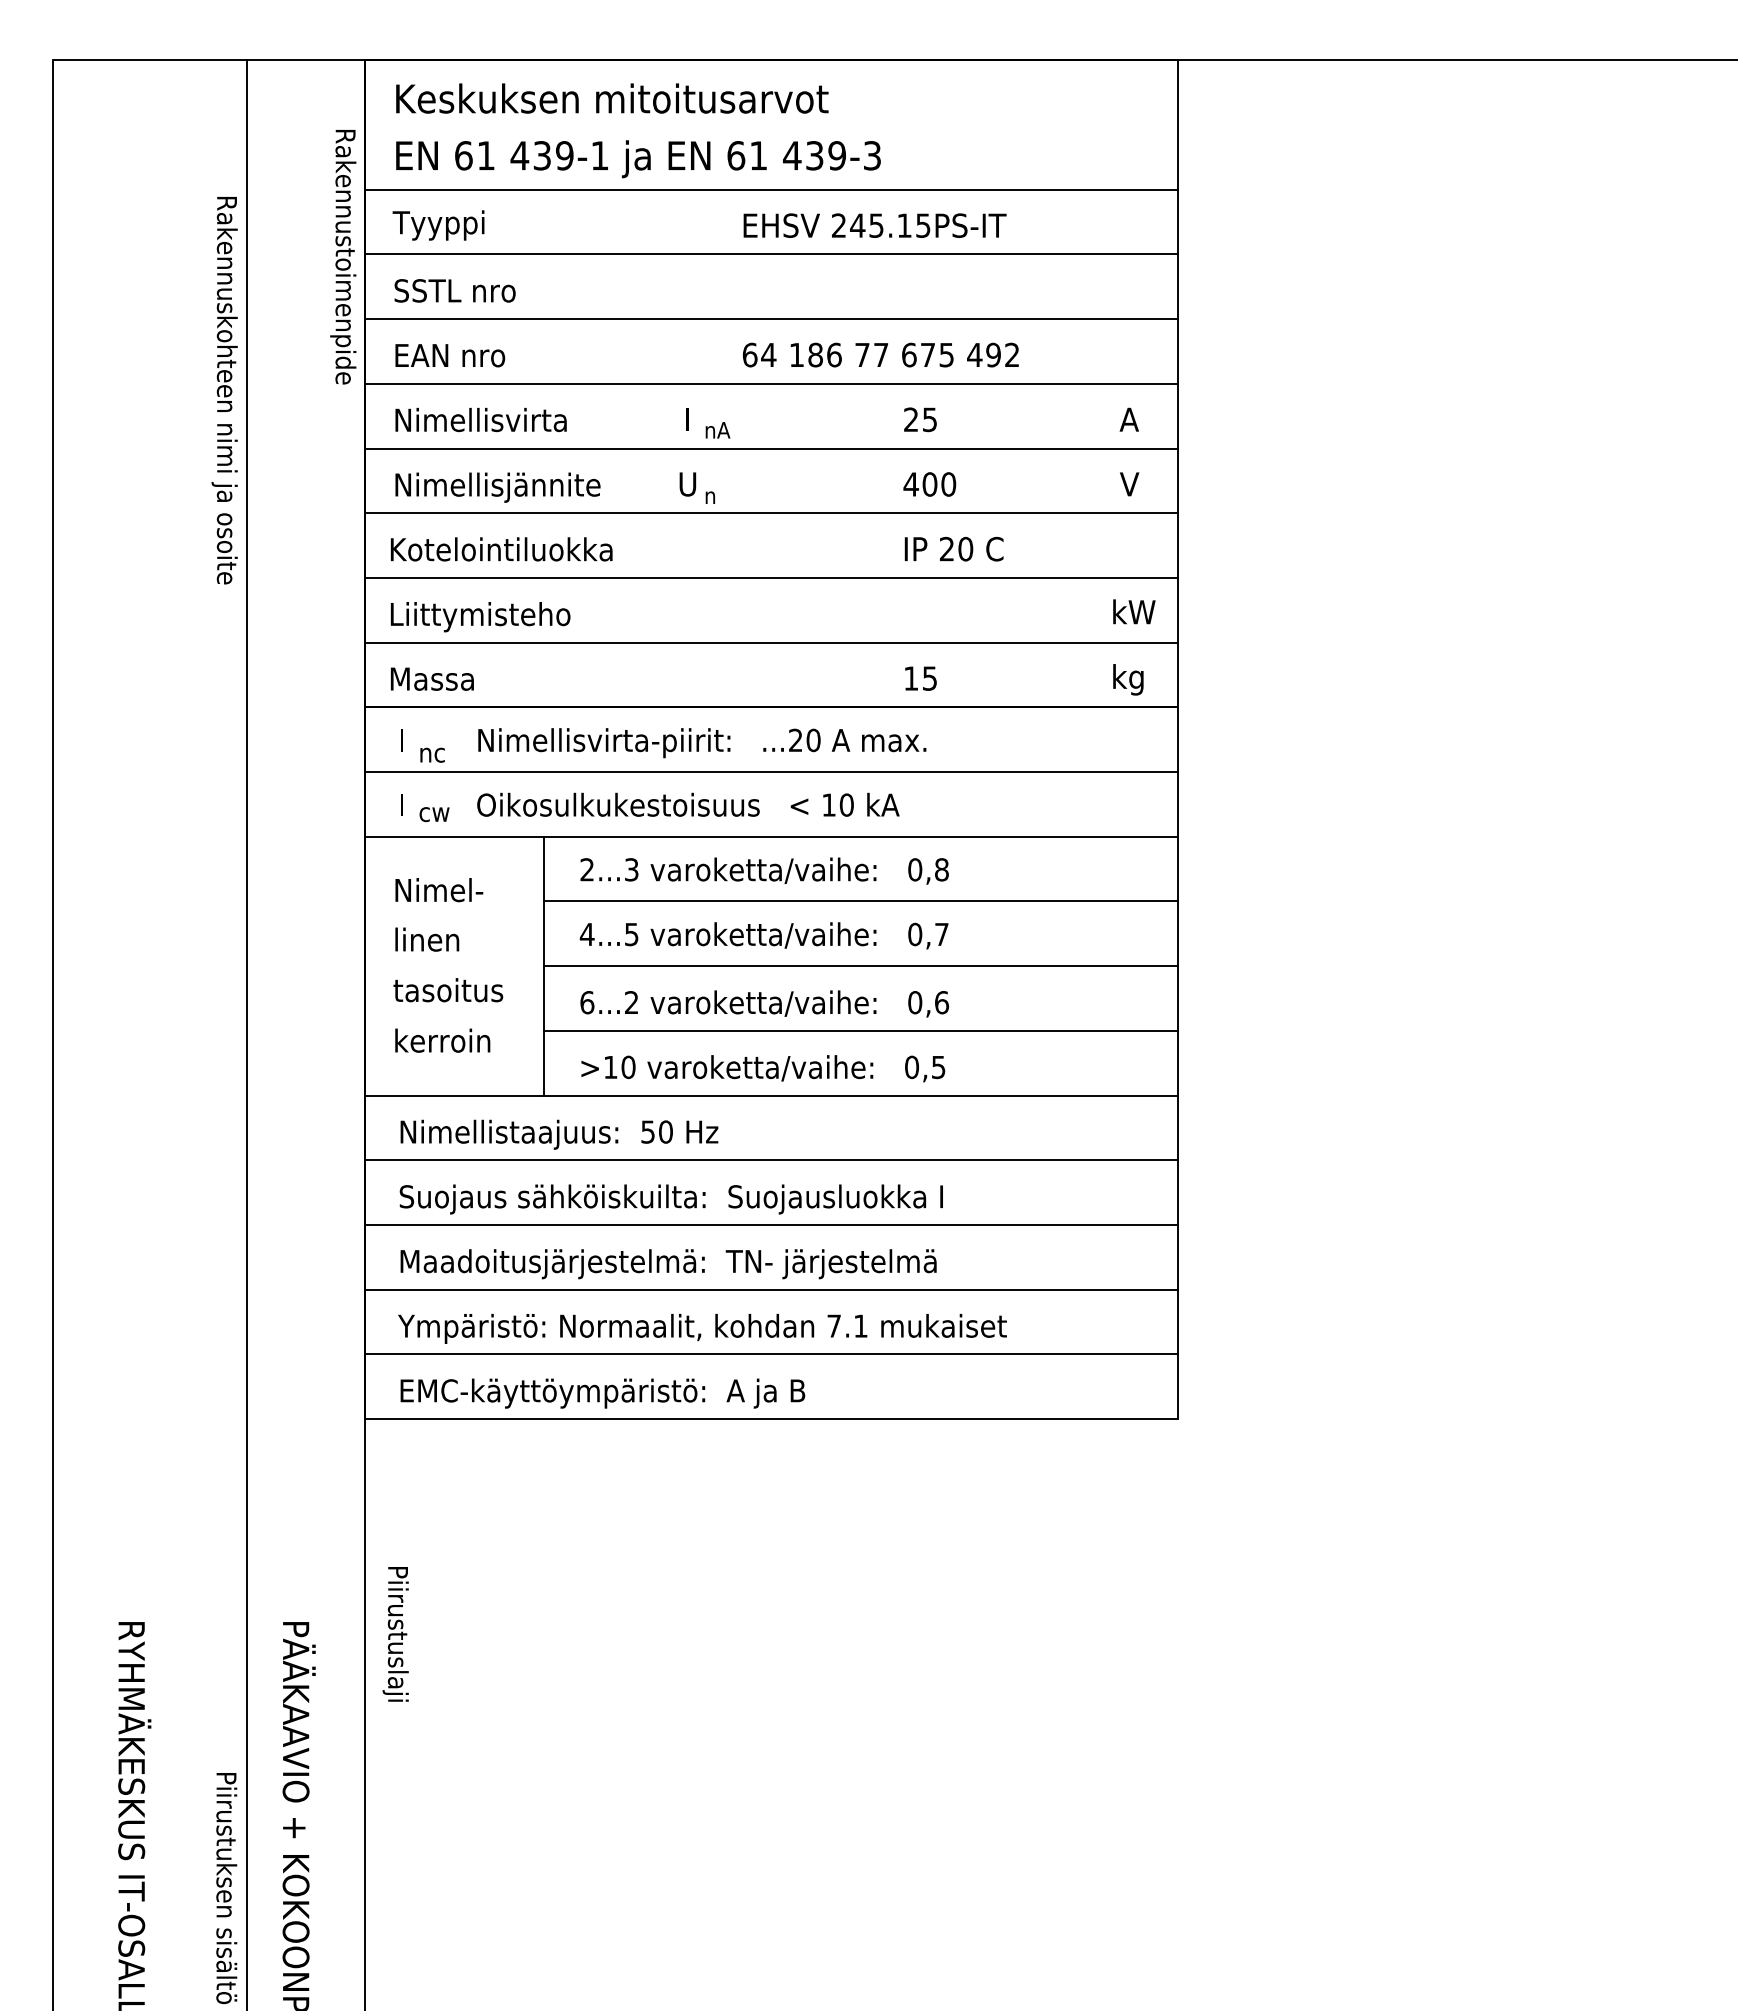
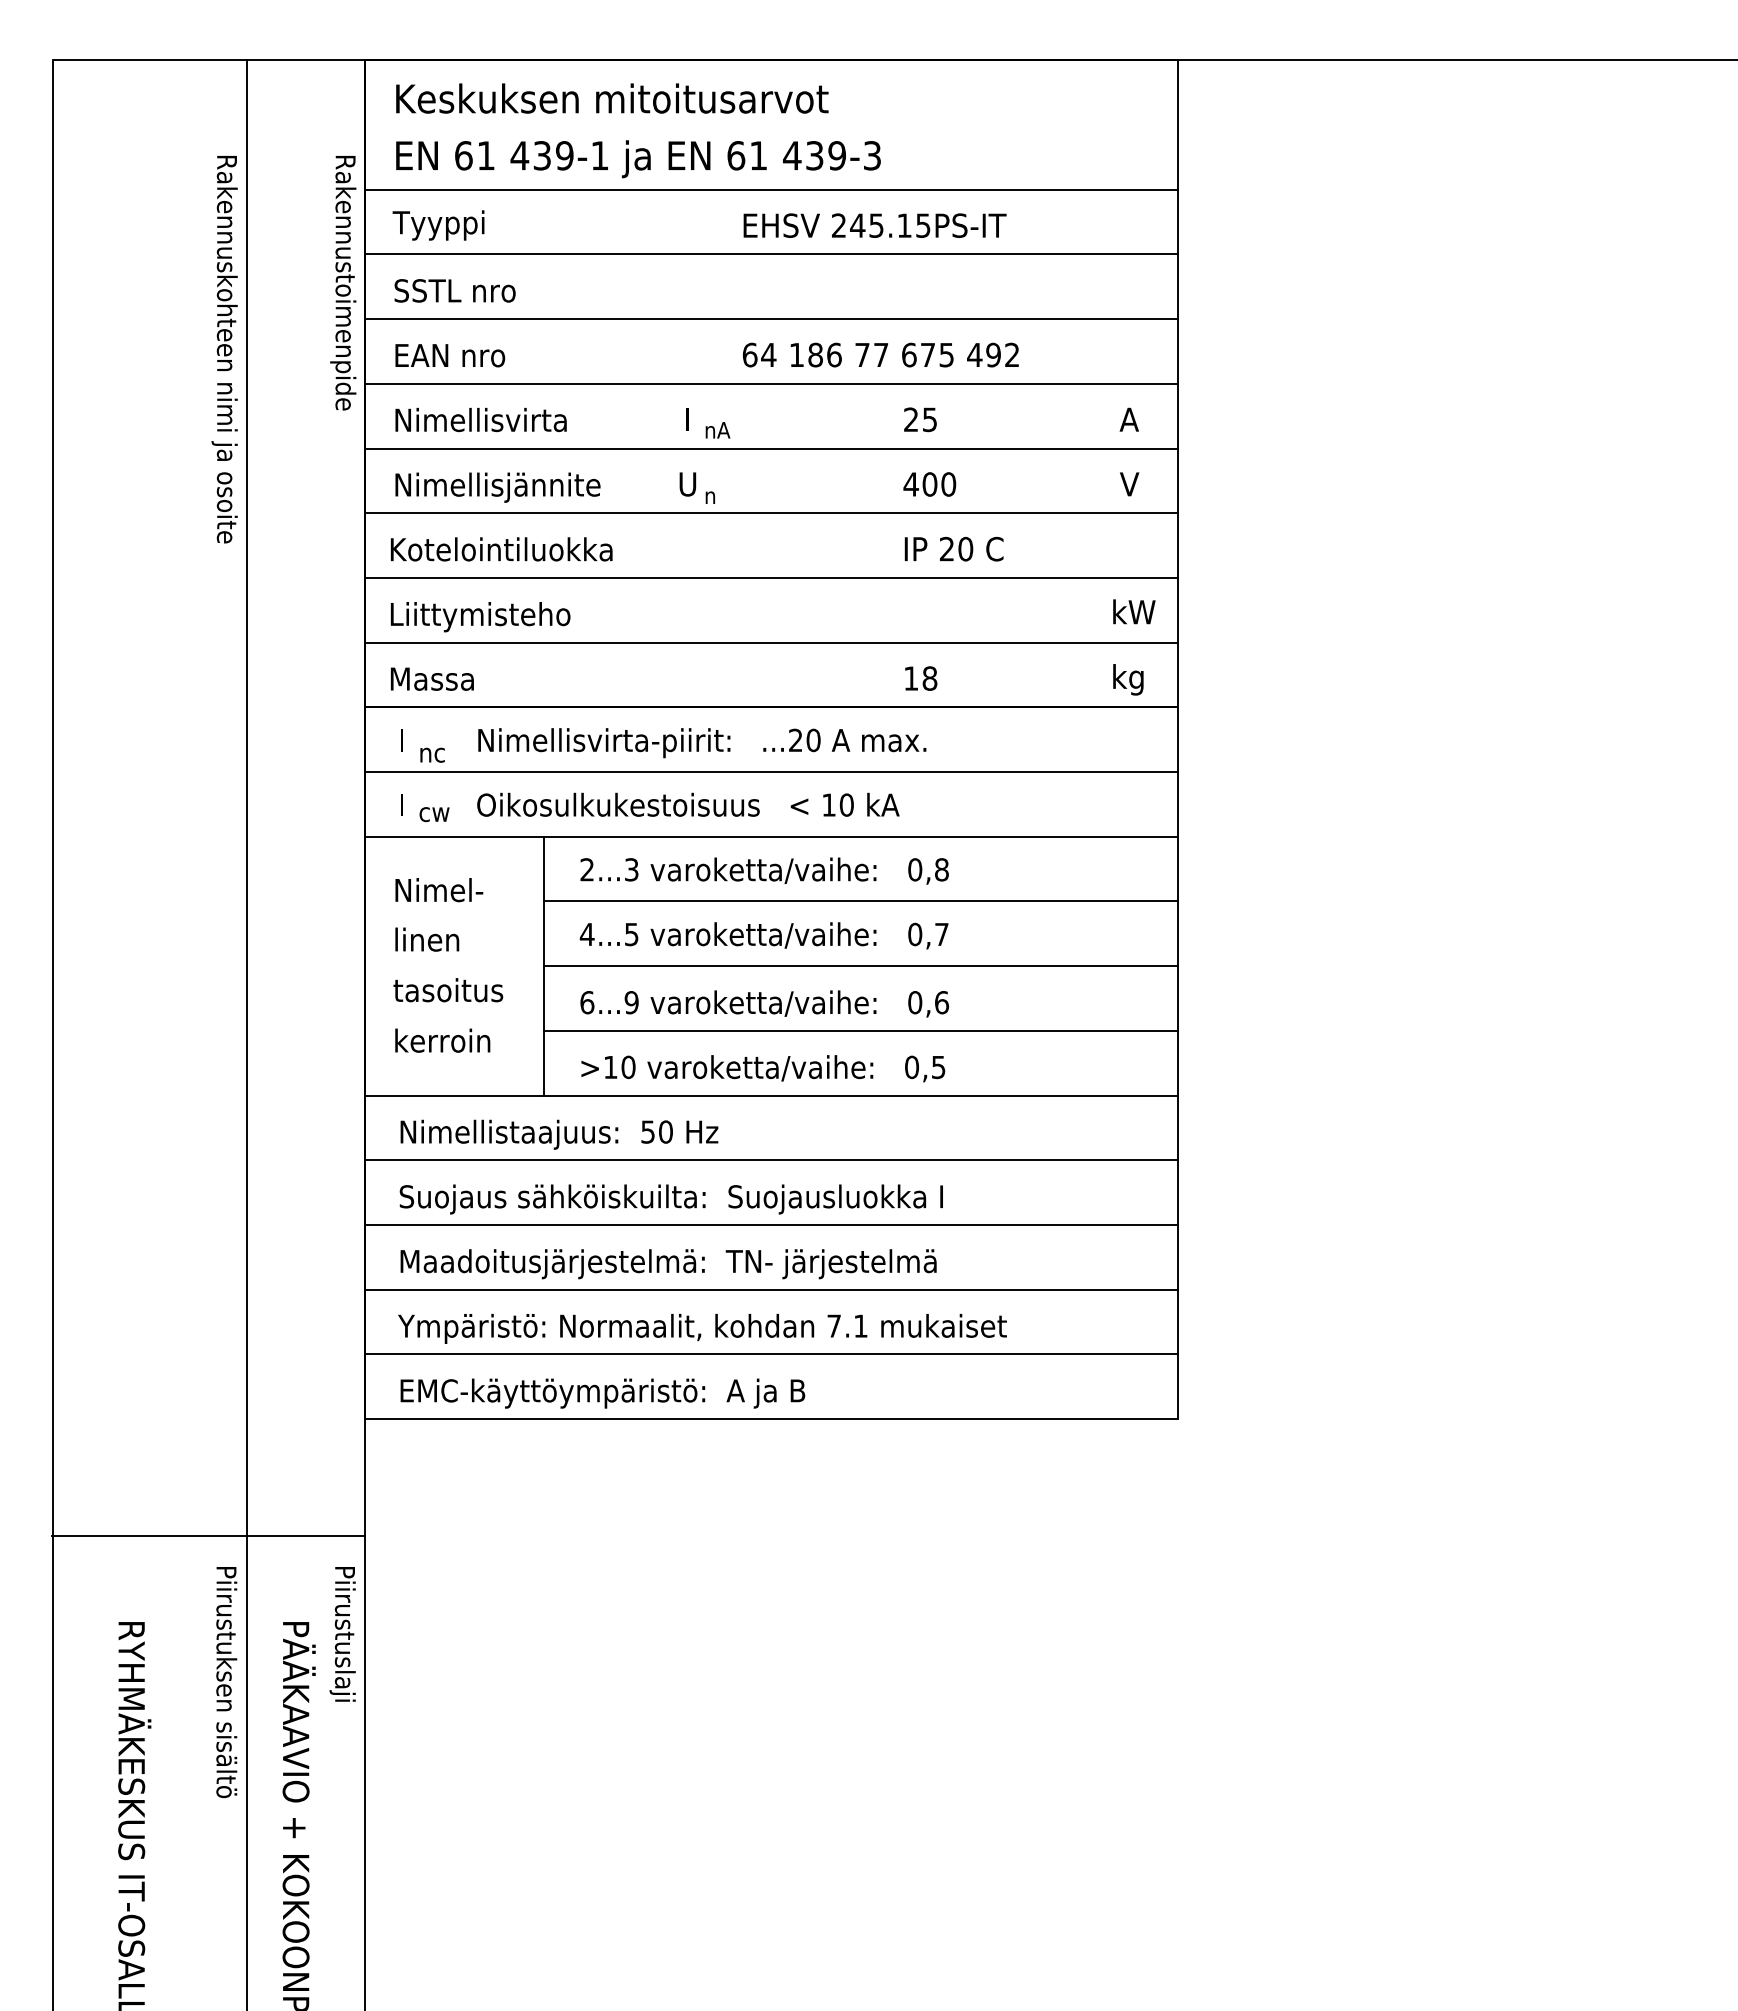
text position: (343, 257) -> (343, 283) (343, 283)
text position: (224, 390) -> (224, 349) (224, 349)
text: 15 -> 18 (929, 678)
text: 6...2 -> 6...9 (631, 1002)
line: none -> present (208, 1535)
text position: (395, 1634) -> (342, 1634) (342, 1634)
text position: (226, 1888) -> (226, 1682) (226, 1682)
